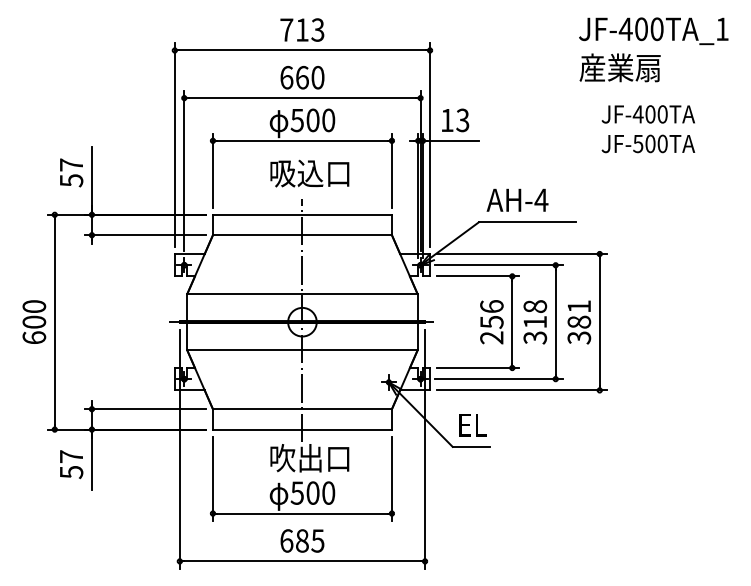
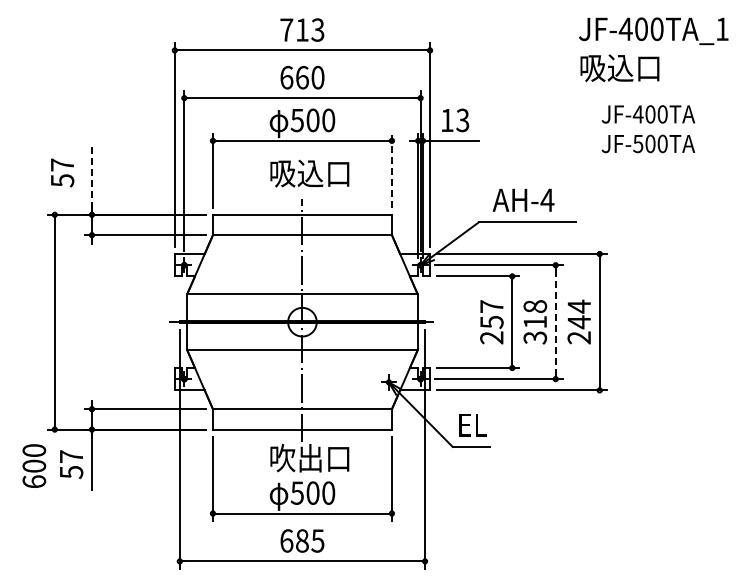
text: 産業扇 -> 吸込口 (619, 67)
line: solid -> dashed (391, 170)
text position: (71, 172) -> (62, 172) (62, 172)
line: solid -> dashed (91, 181)
text position: (517, 199) -> (523, 199) (523, 199)
text: 256 -> 257 (491, 306)
text position: (34, 321) -> (34, 465) (34, 465)
text: 381 -> 244 (579, 321)
line: solid -> dashed (555, 322)
